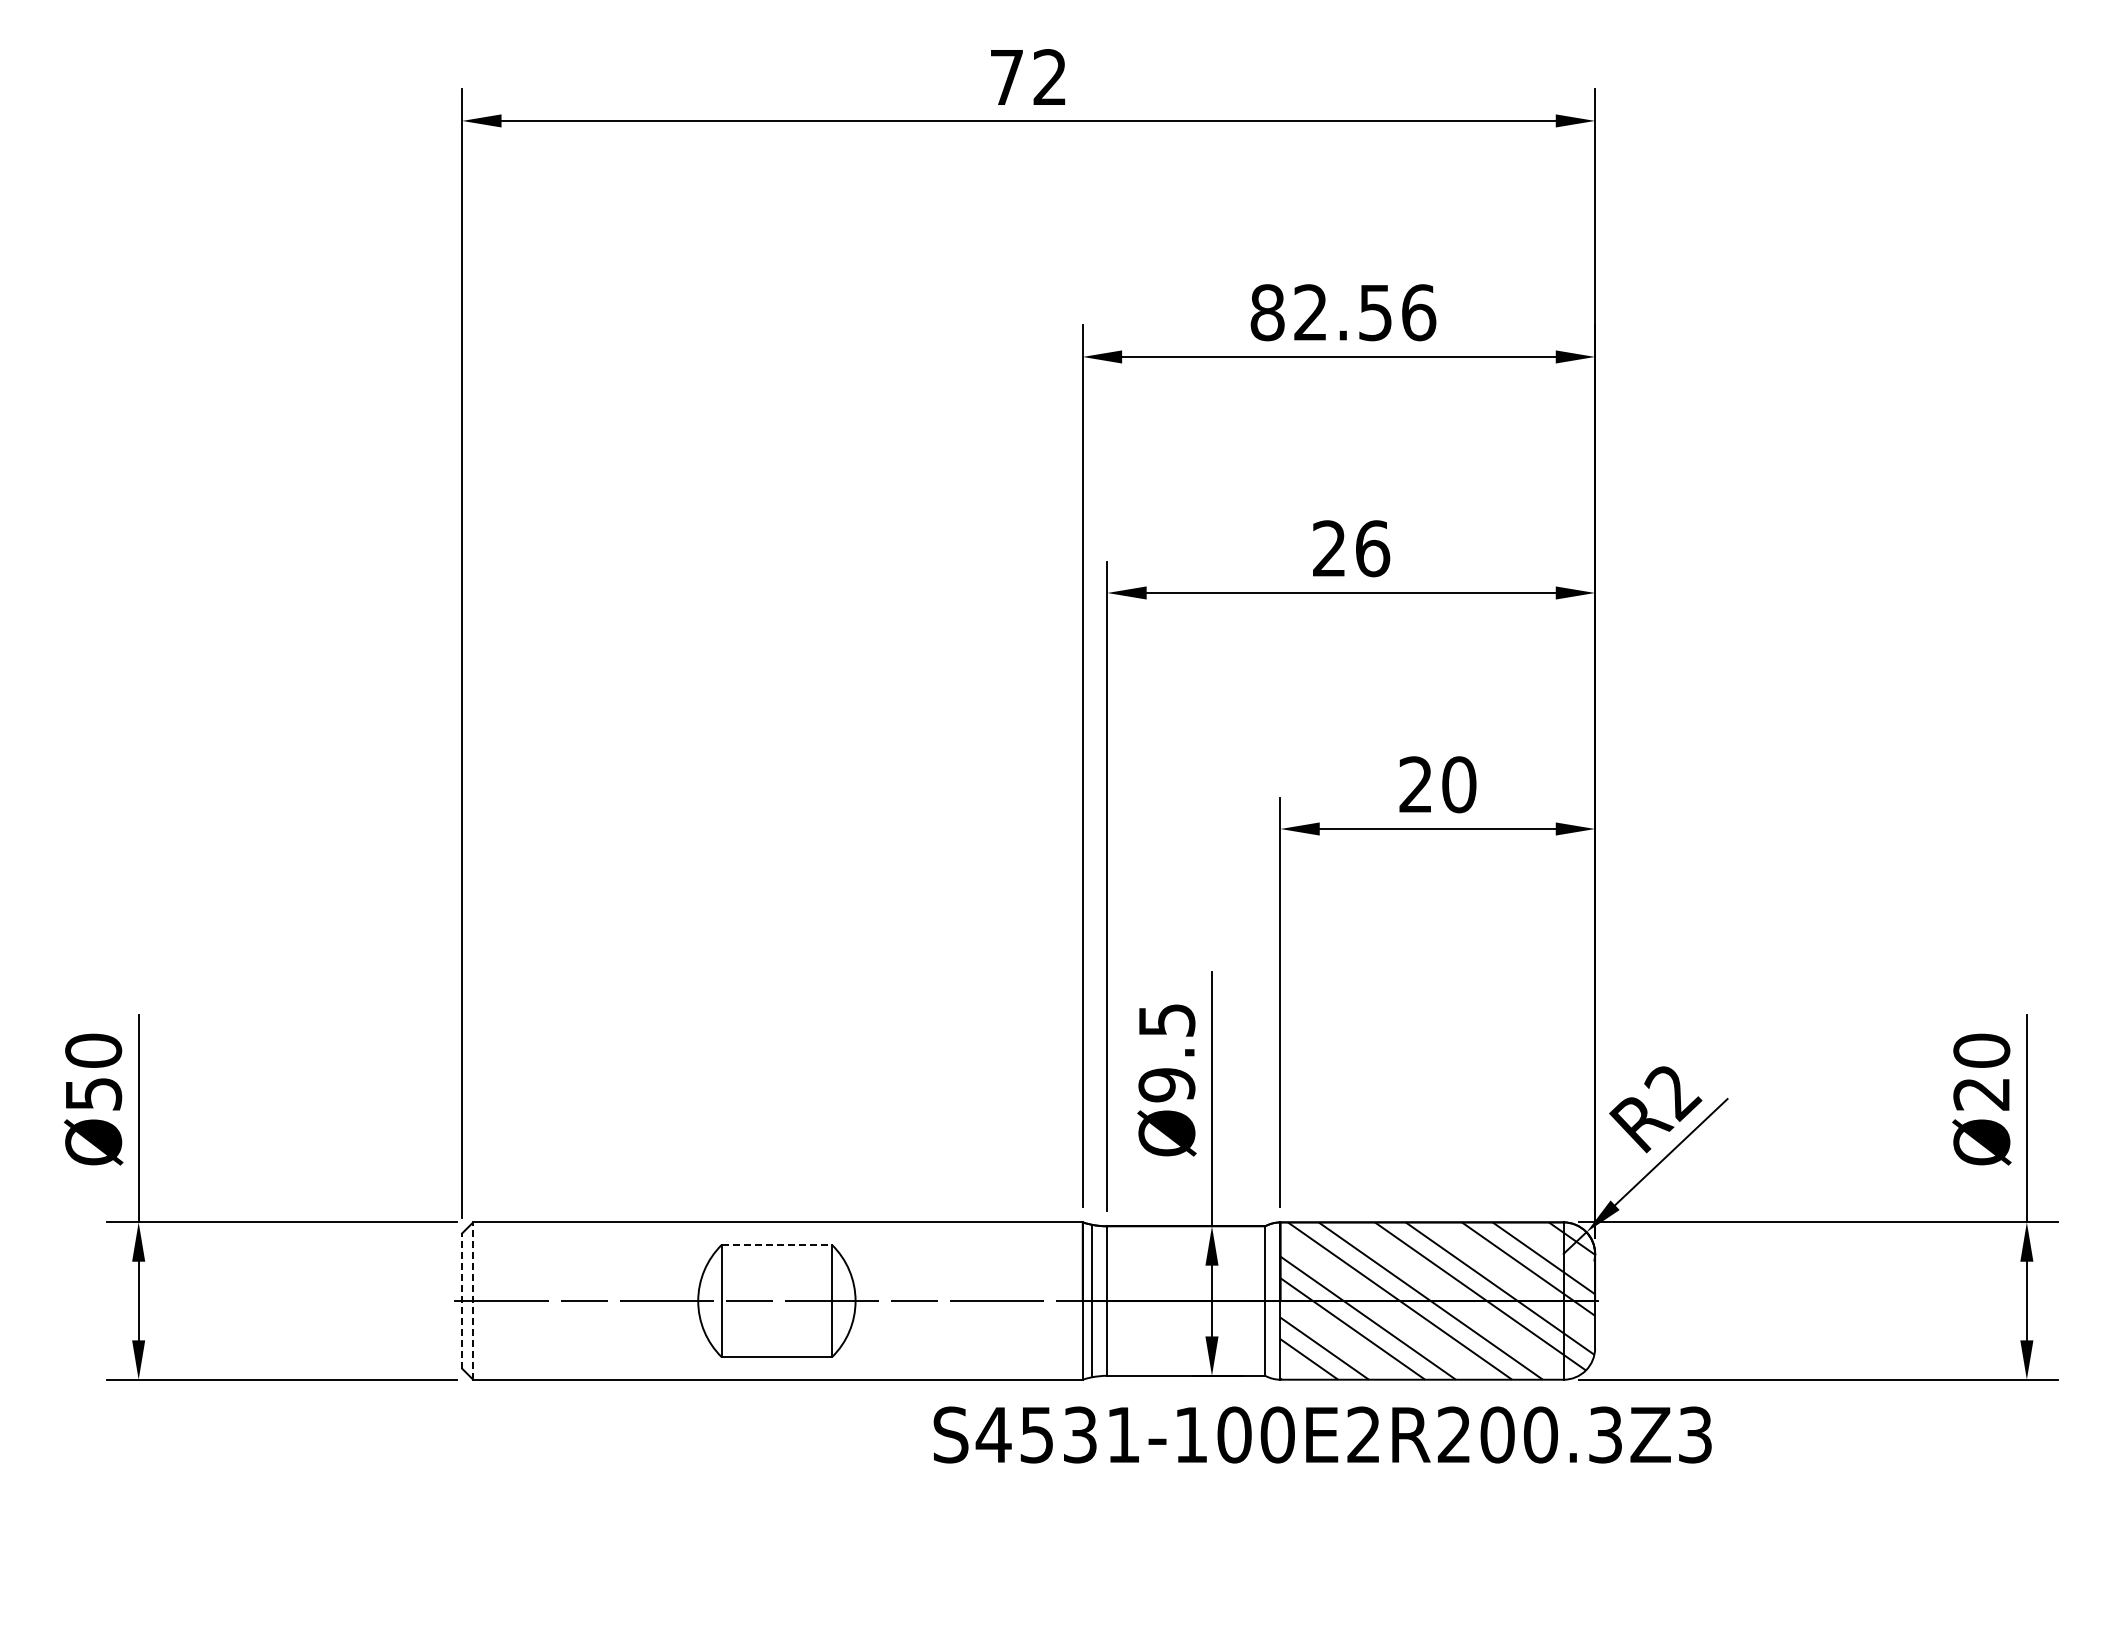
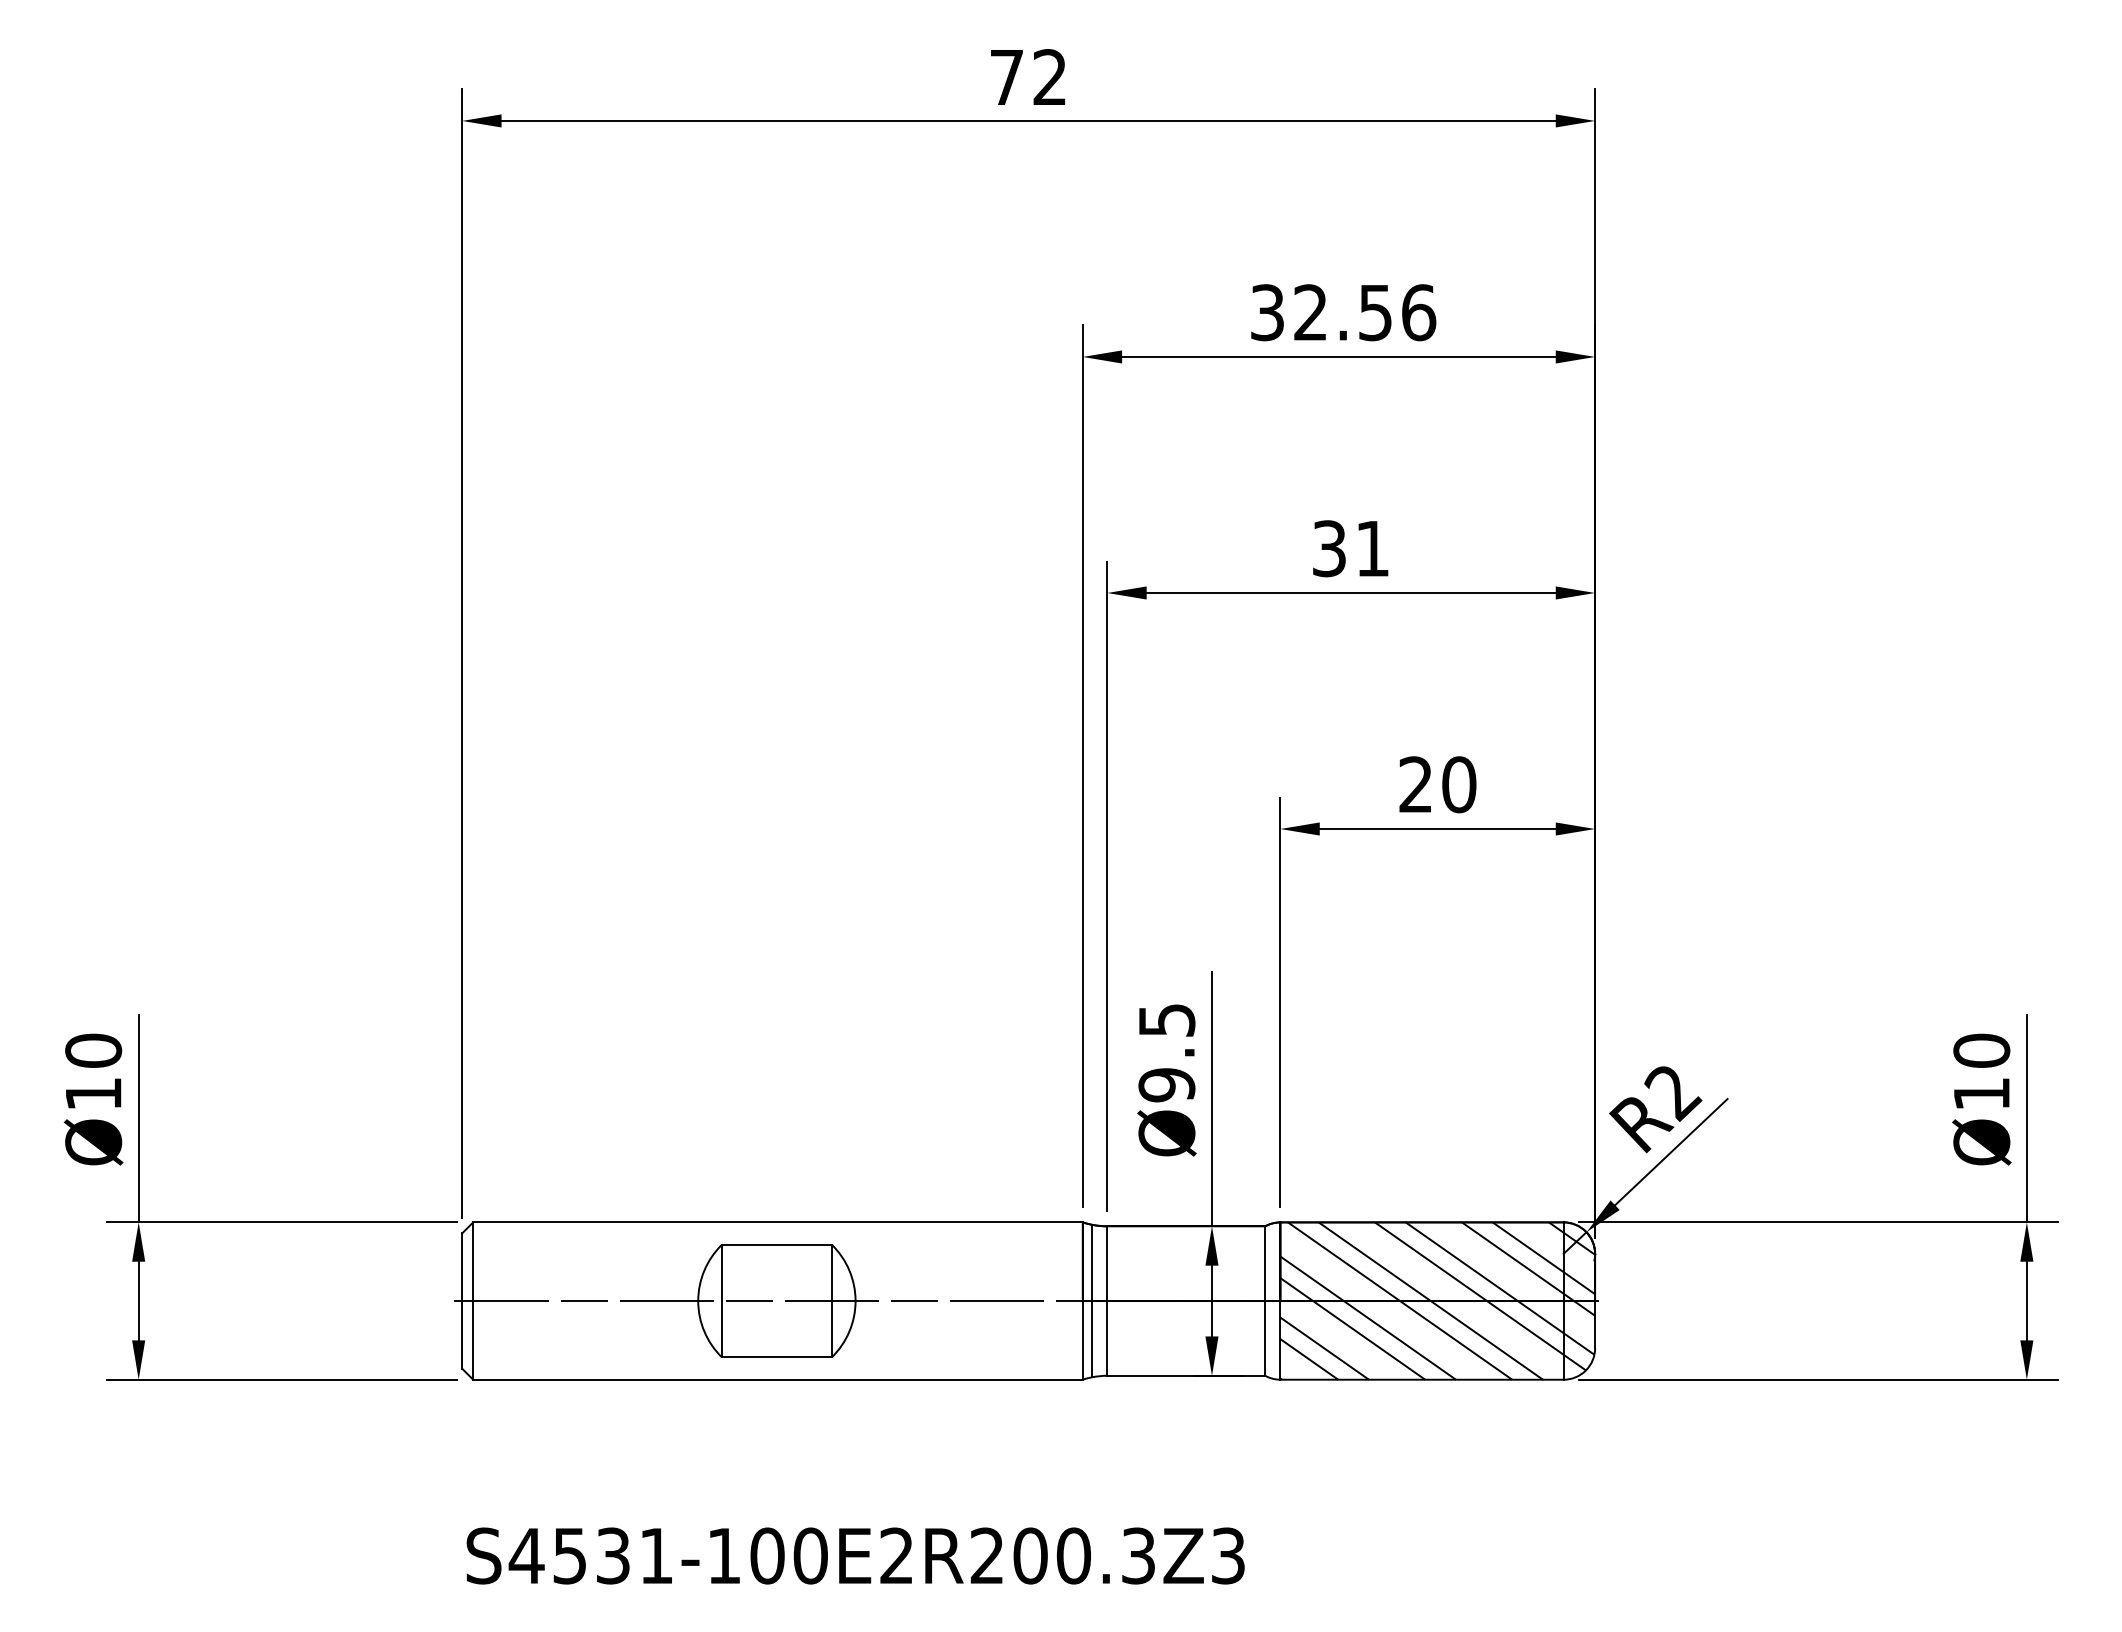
text: 82.56 -> 32.56 (1267, 312)
text: 26 -> 31 (1351, 548)
text: Ø50 -> Ø10 (94, 1094)
text: Ø20 -> Ø10 (1981, 1094)
line: dashed -> solid (777, 1244)
line: dashed -> solid (462, 1301)
line: dashed -> solid (473, 1301)
text position: (1322, 1434) -> (855, 1555) (855, 1555)
